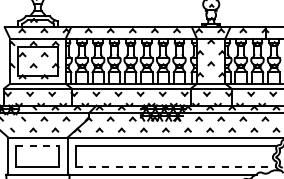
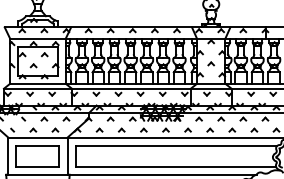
line: dashed -> solid (37, 145)
line: dashed -> solid (176, 166)
